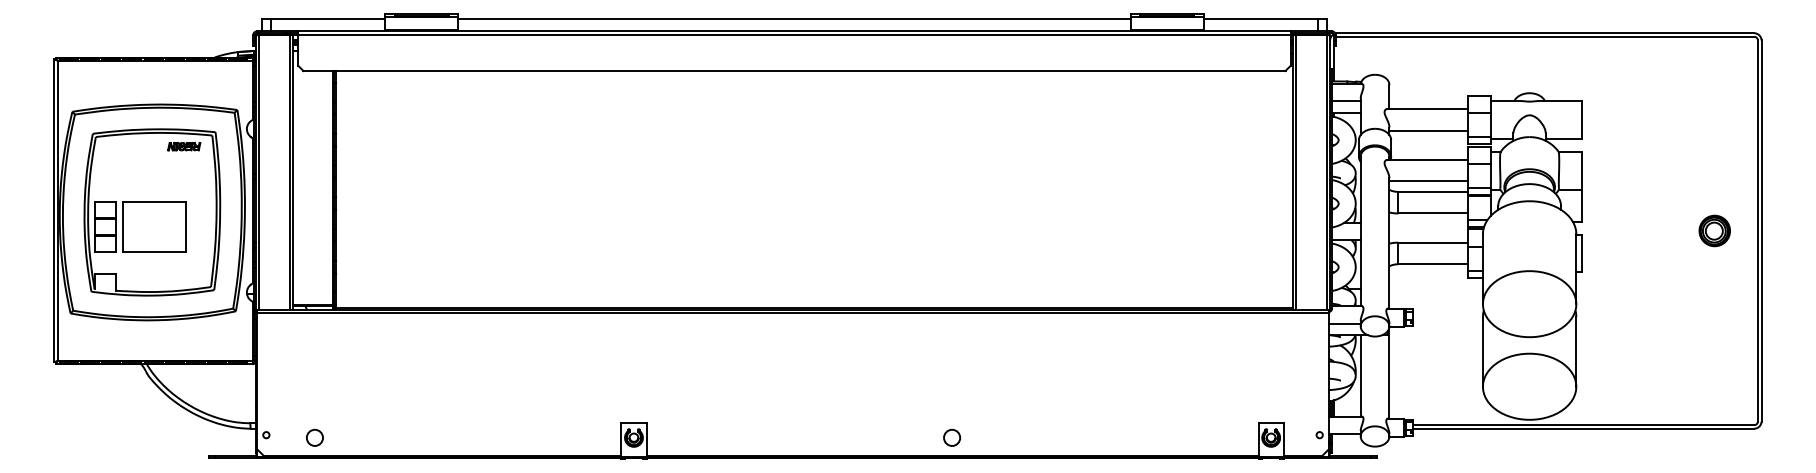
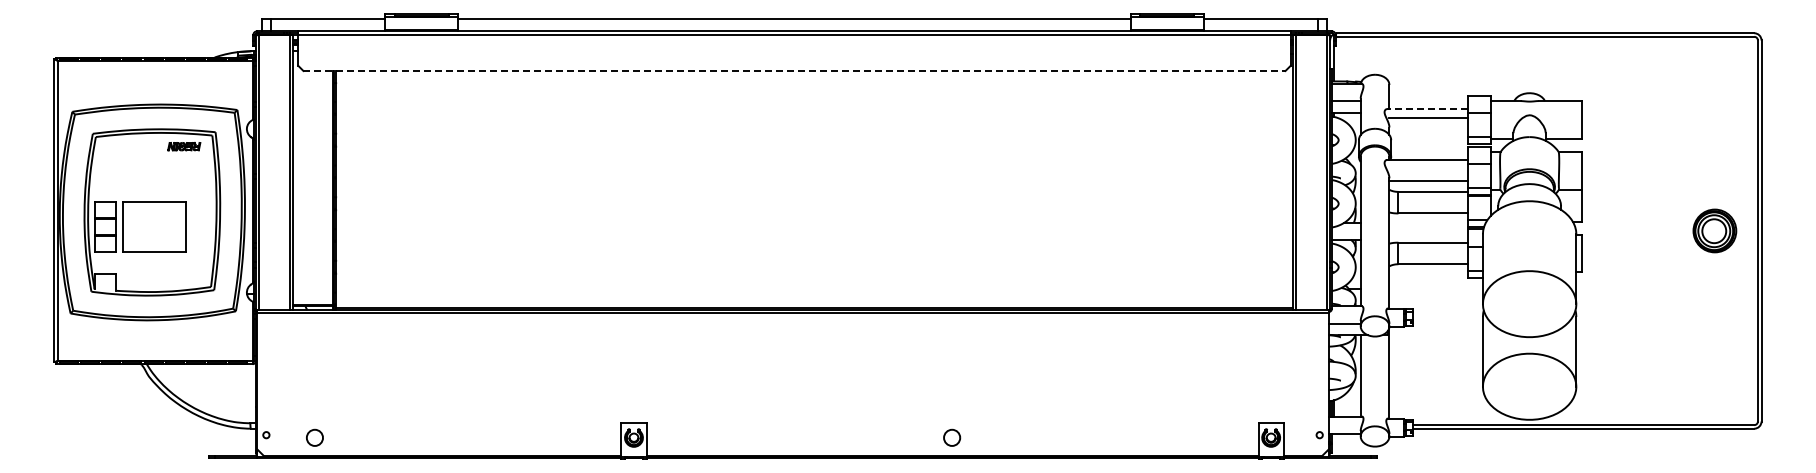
line: solid -> dashed (794, 71)
line: solid -> dashed (1426, 109)
line position: (1428, 130) -> (1428, 117) (1428, 117)
part size: 33x34 px -> 46x46 px (1714, 230)
